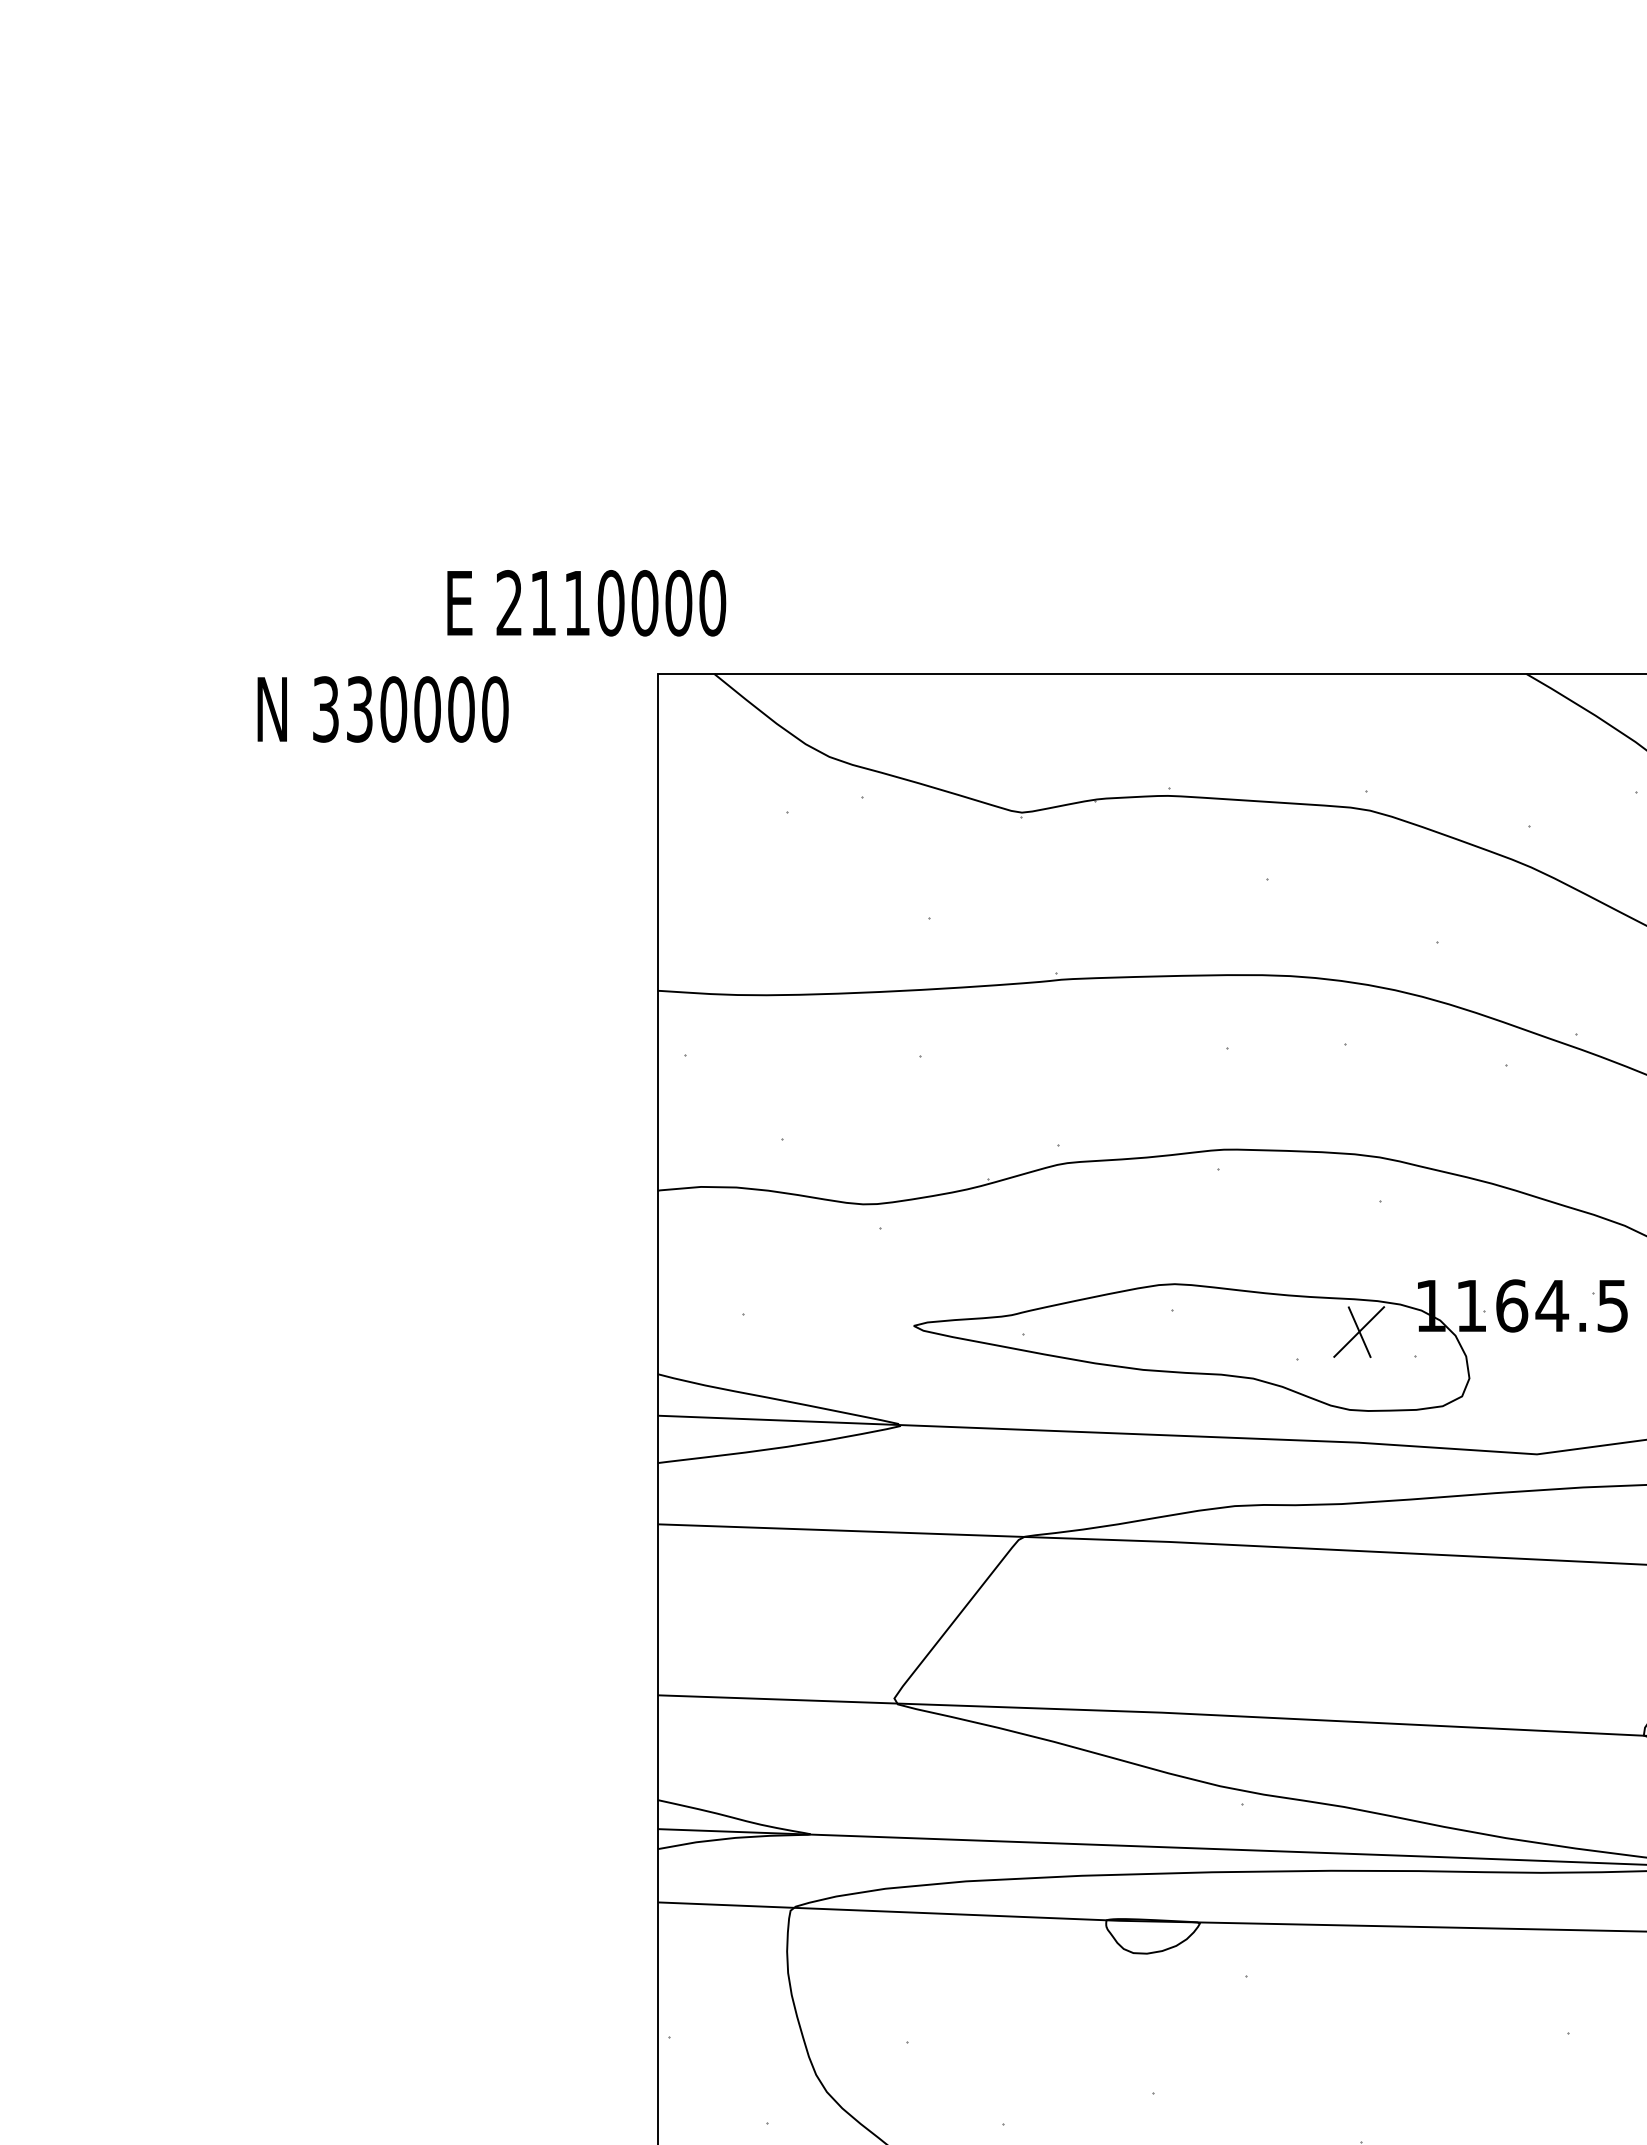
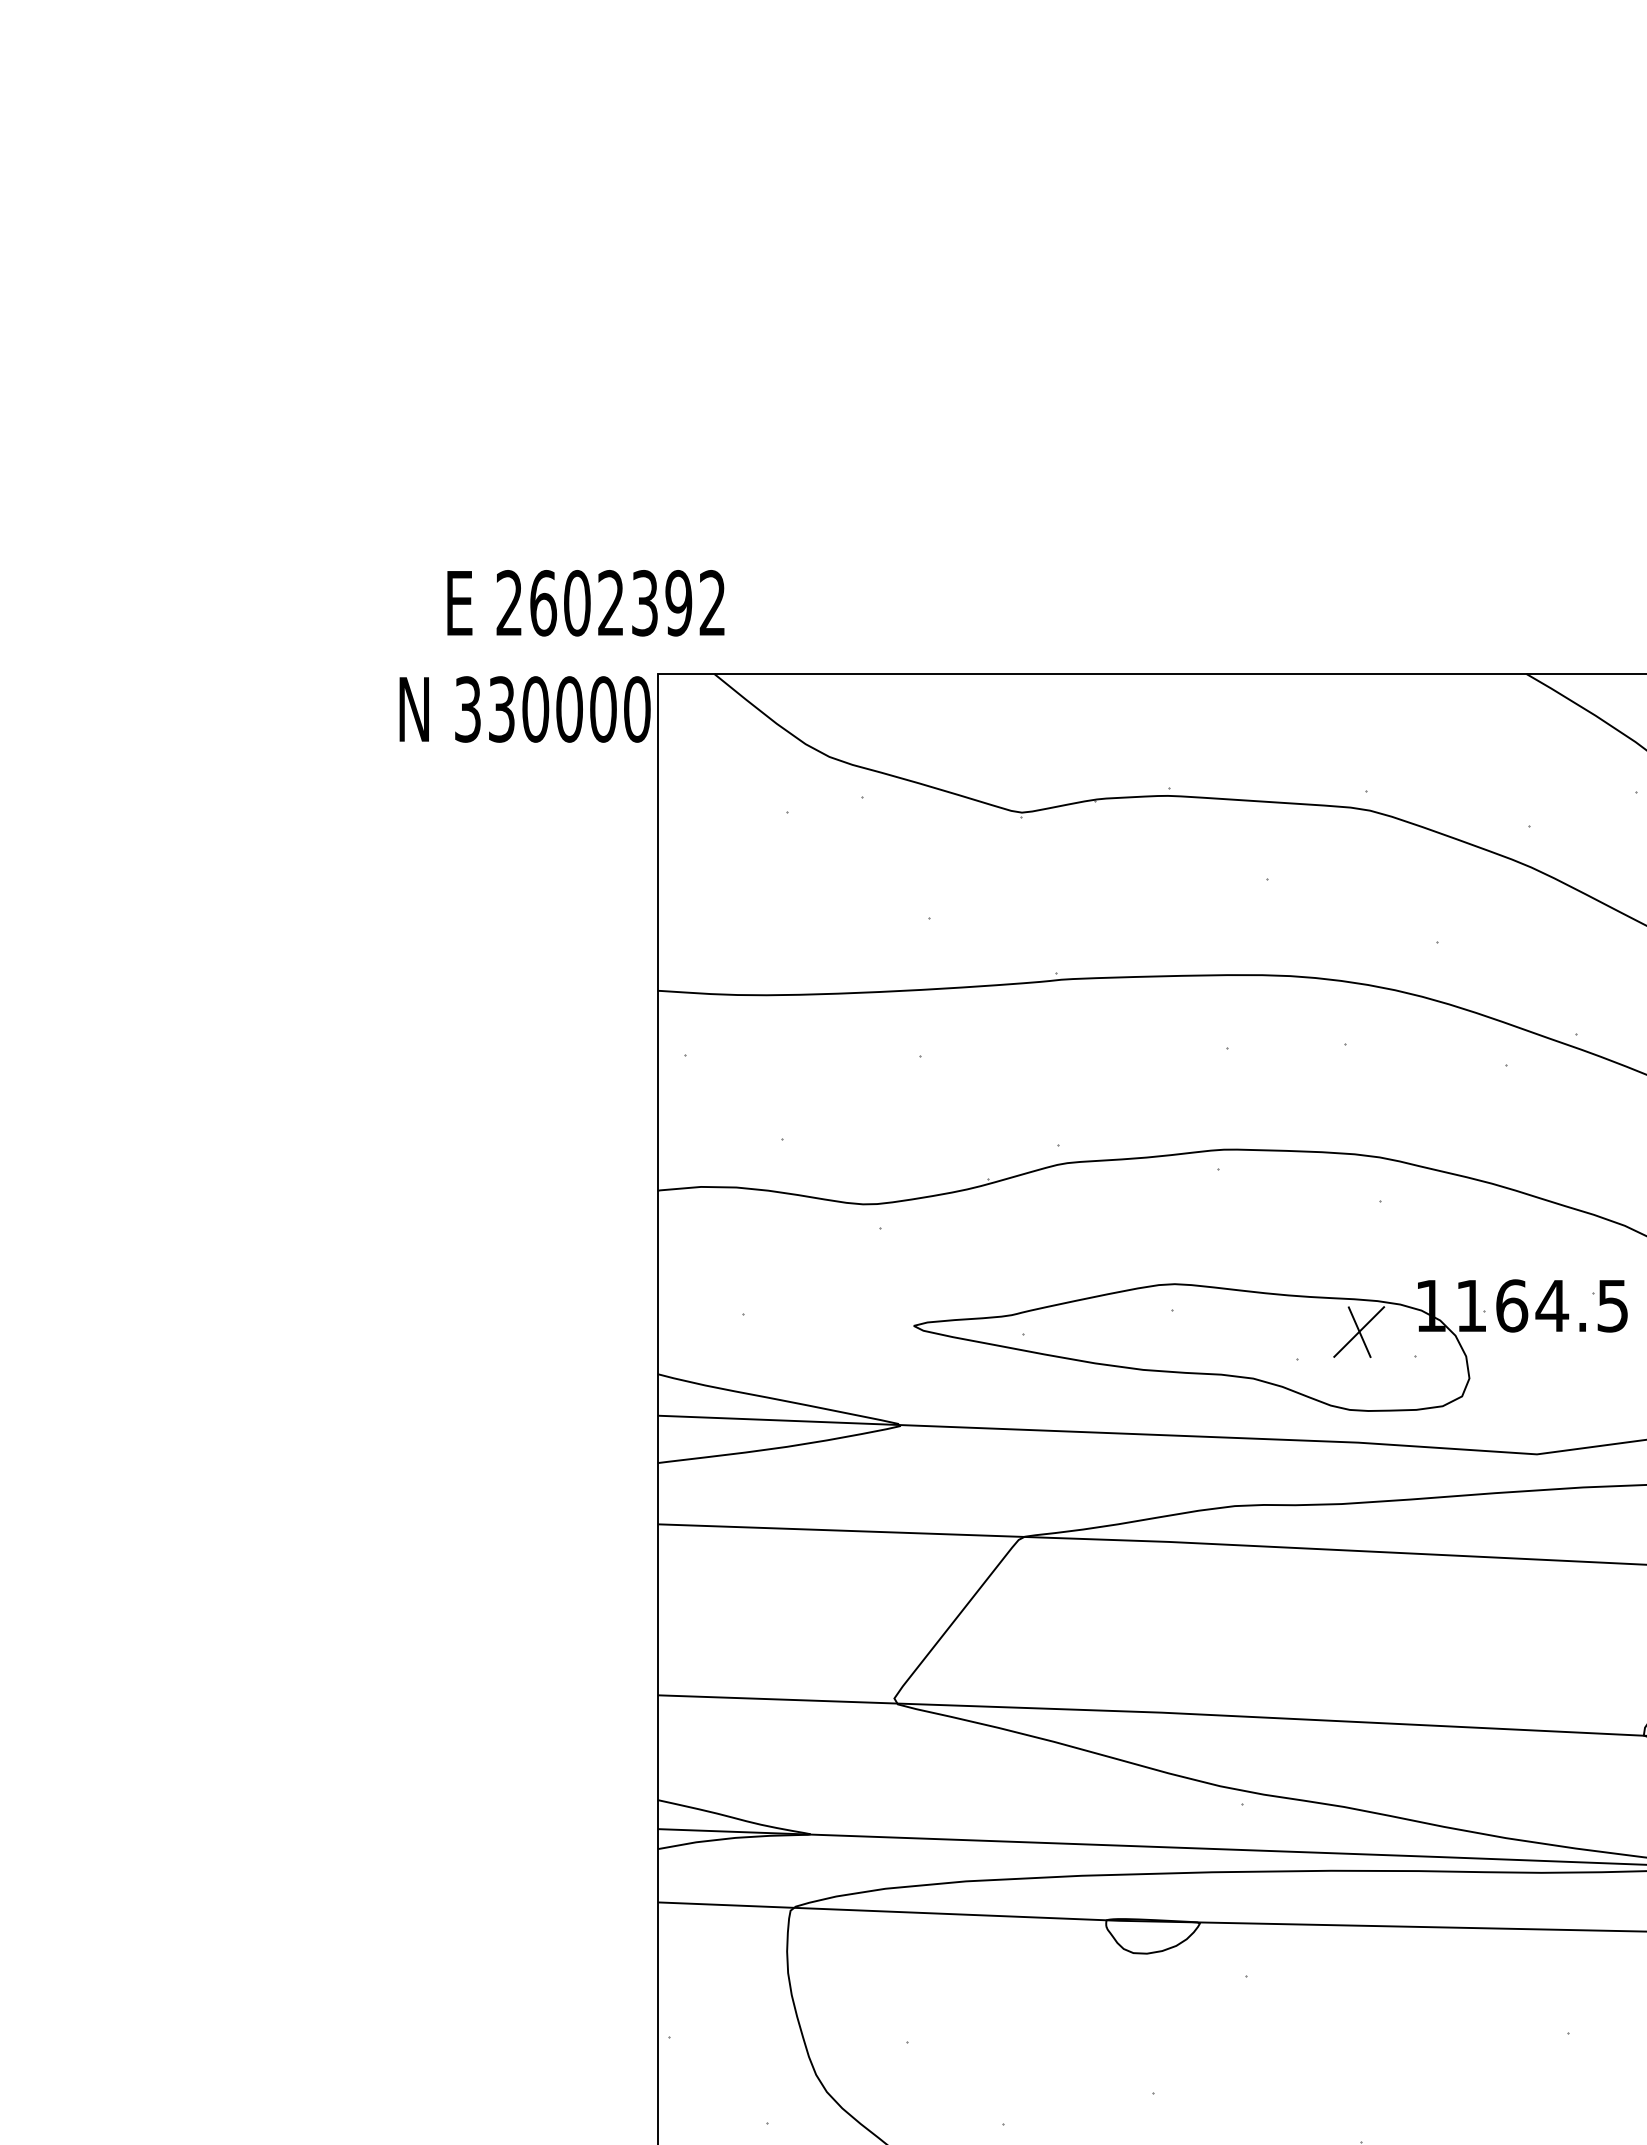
text: 2110000 -> 2602392 (628, 603)
text position: (382, 709) -> (524, 709) (524, 709)
